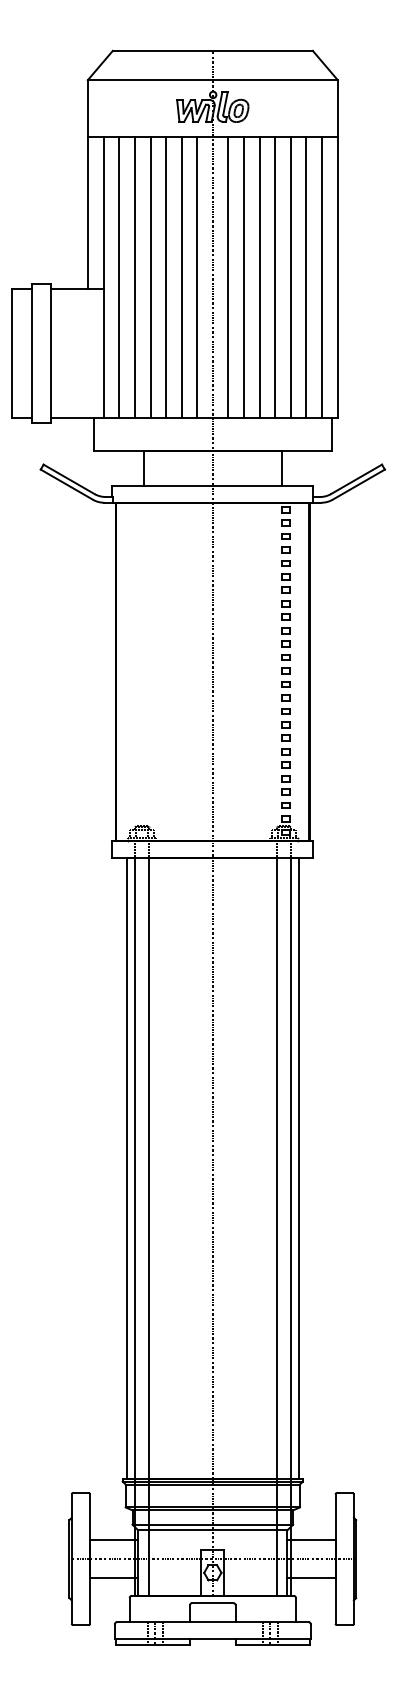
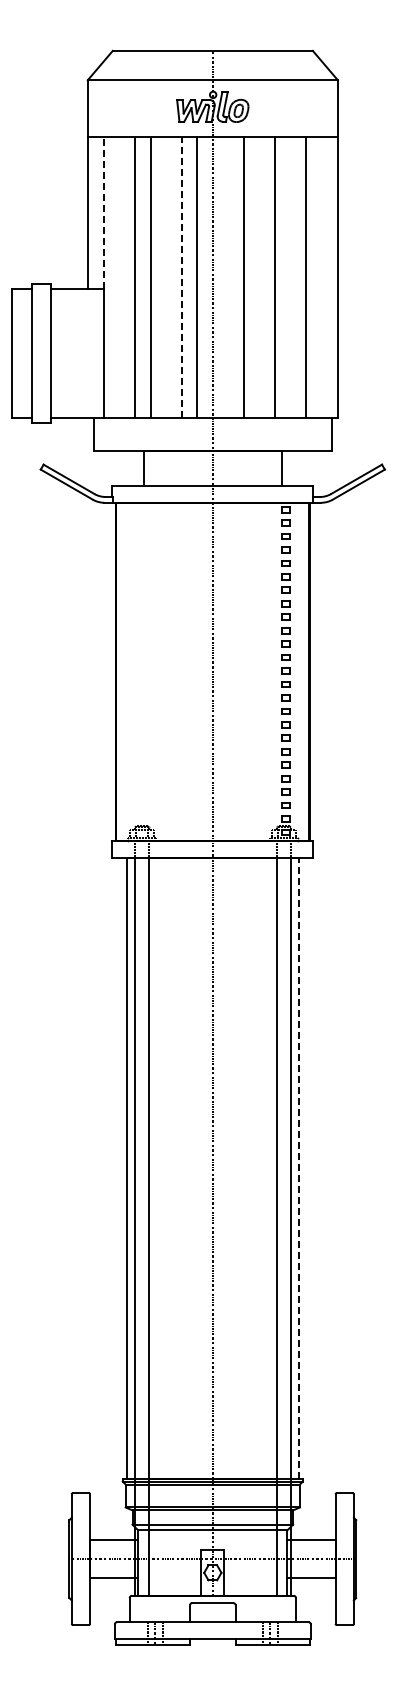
line: solid -> dashed (103, 212)
line: present -> none (119, 277)
line: present -> none (166, 277)
line: solid -> dashed (181, 277)
line: present -> none (228, 277)
line: present -> none (259, 277)
line: present -> none (290, 277)
line: present -> none (321, 277)
line: solid -> dashed (298, 1168)
